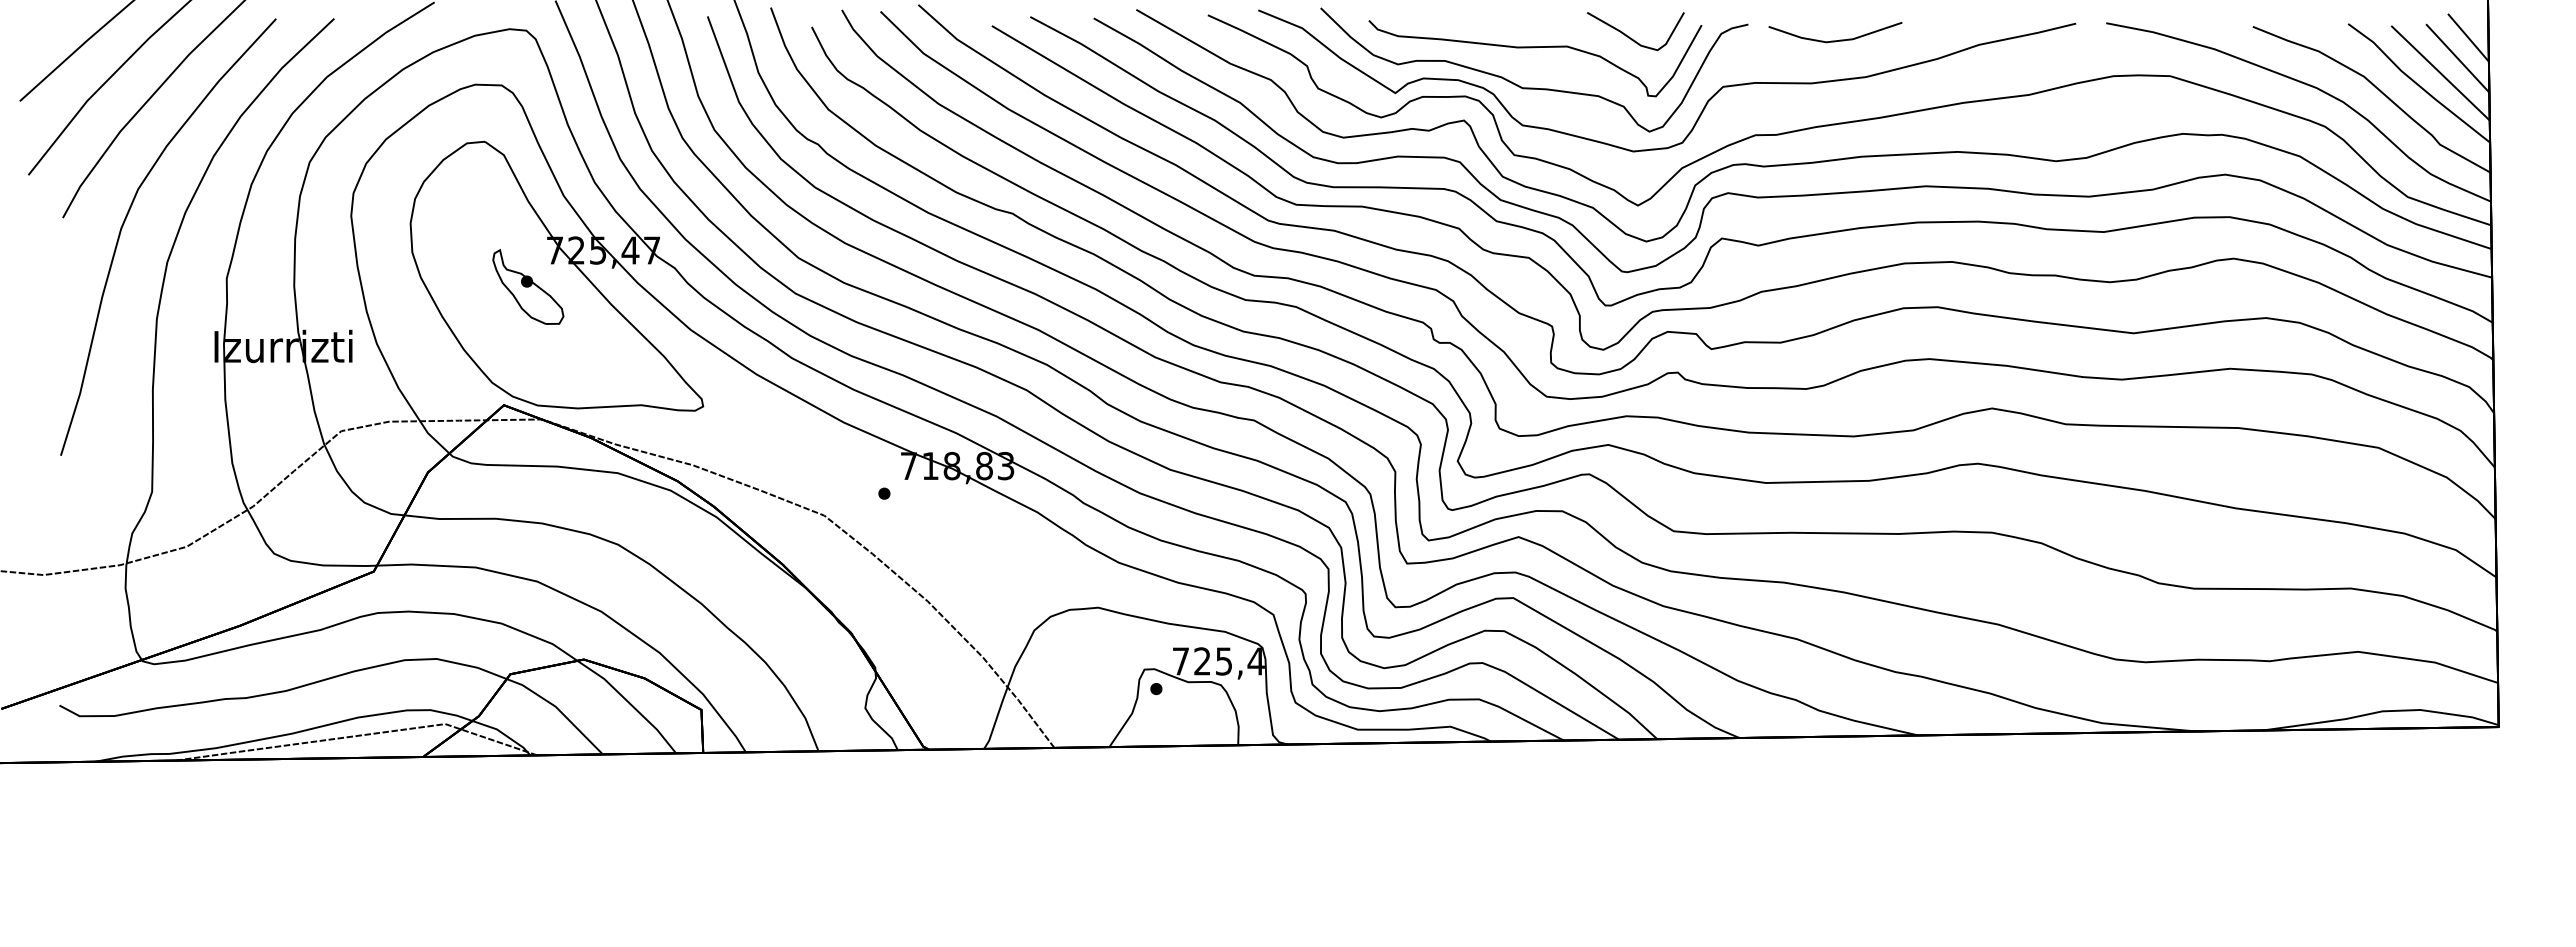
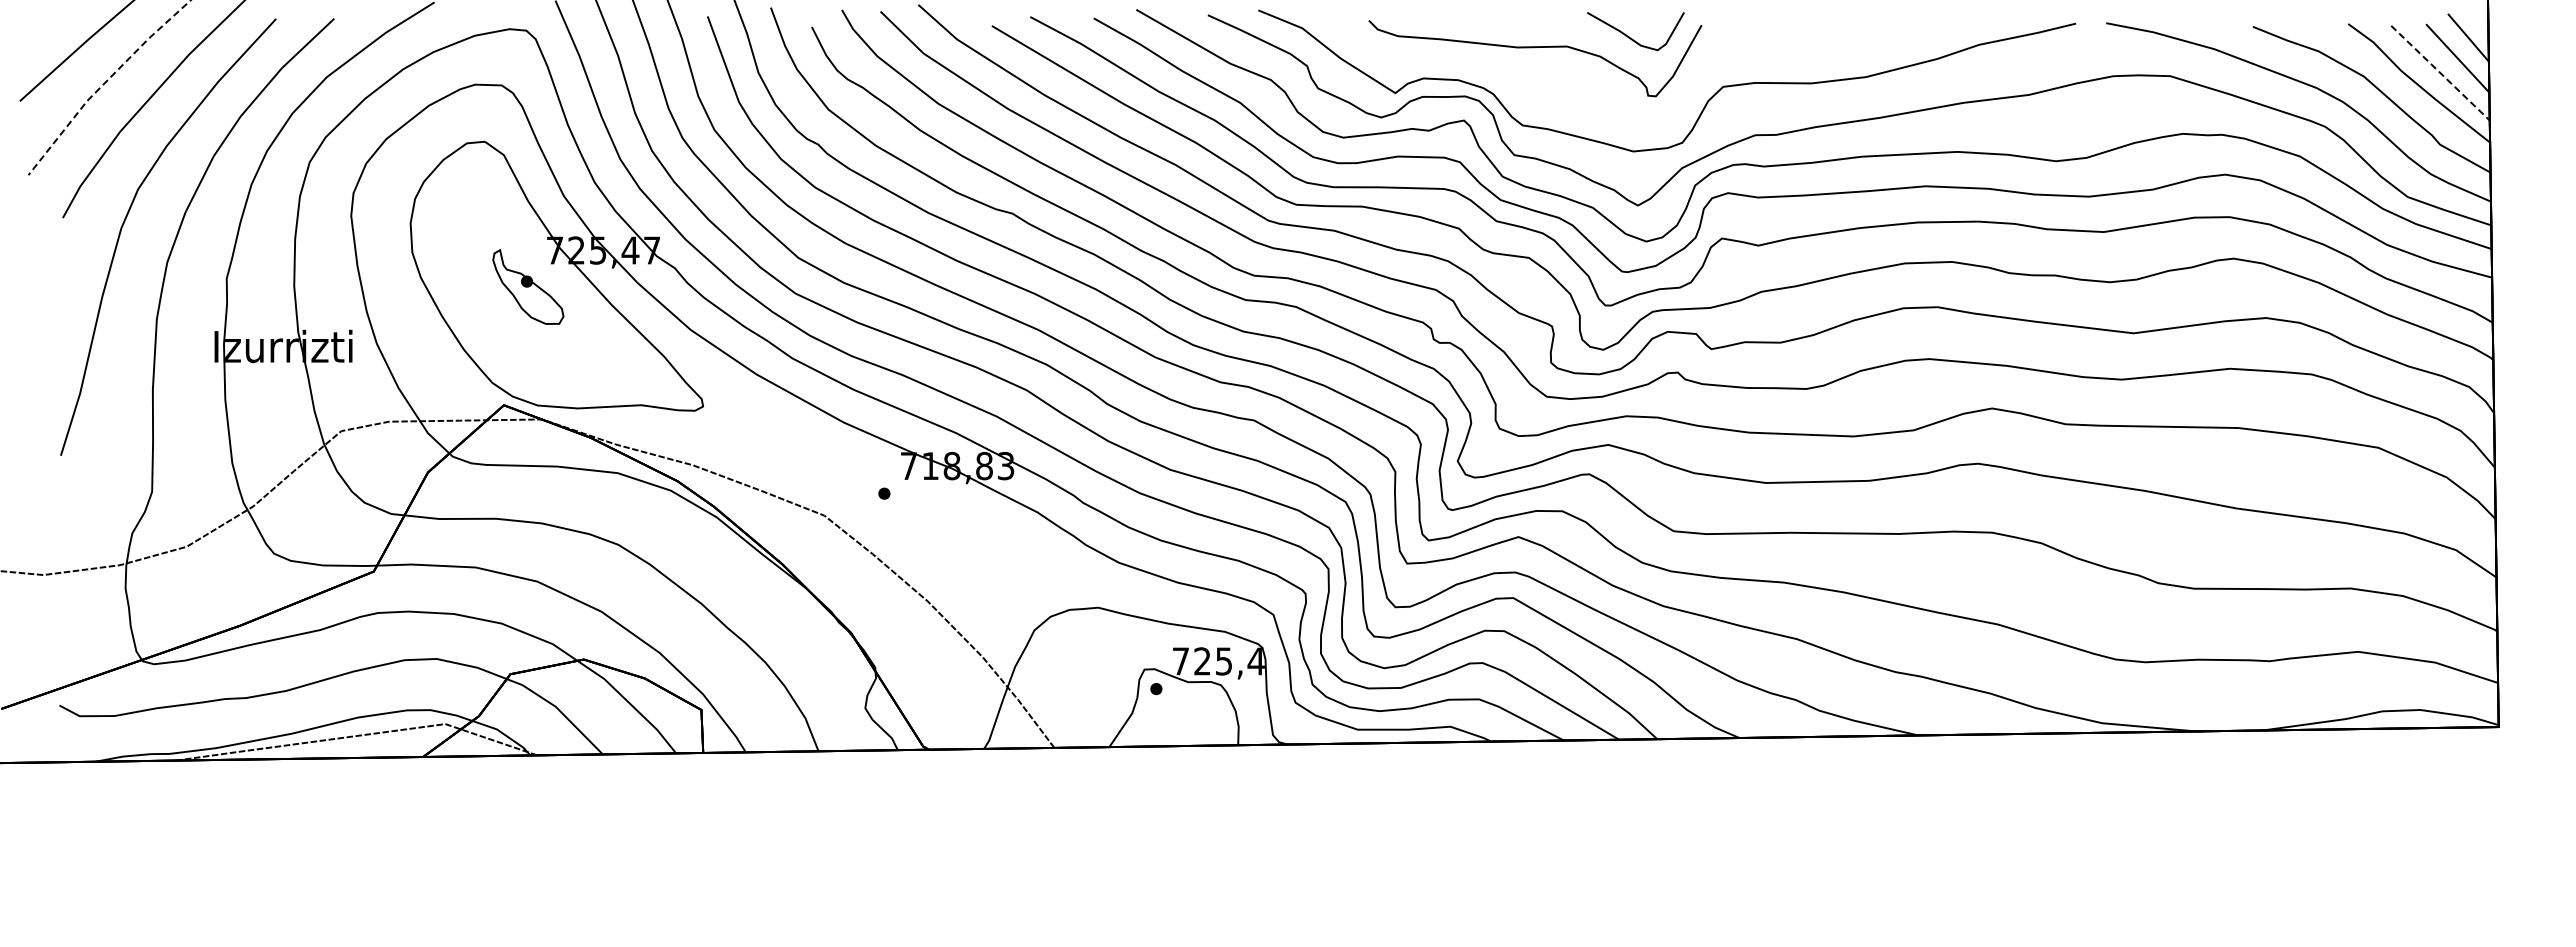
line: present -> none (1835, 40)
line: solid -> dashed (2440, 73)
line: solid -> dashed (104, 83)
curve: present -> none (1534, 87)
